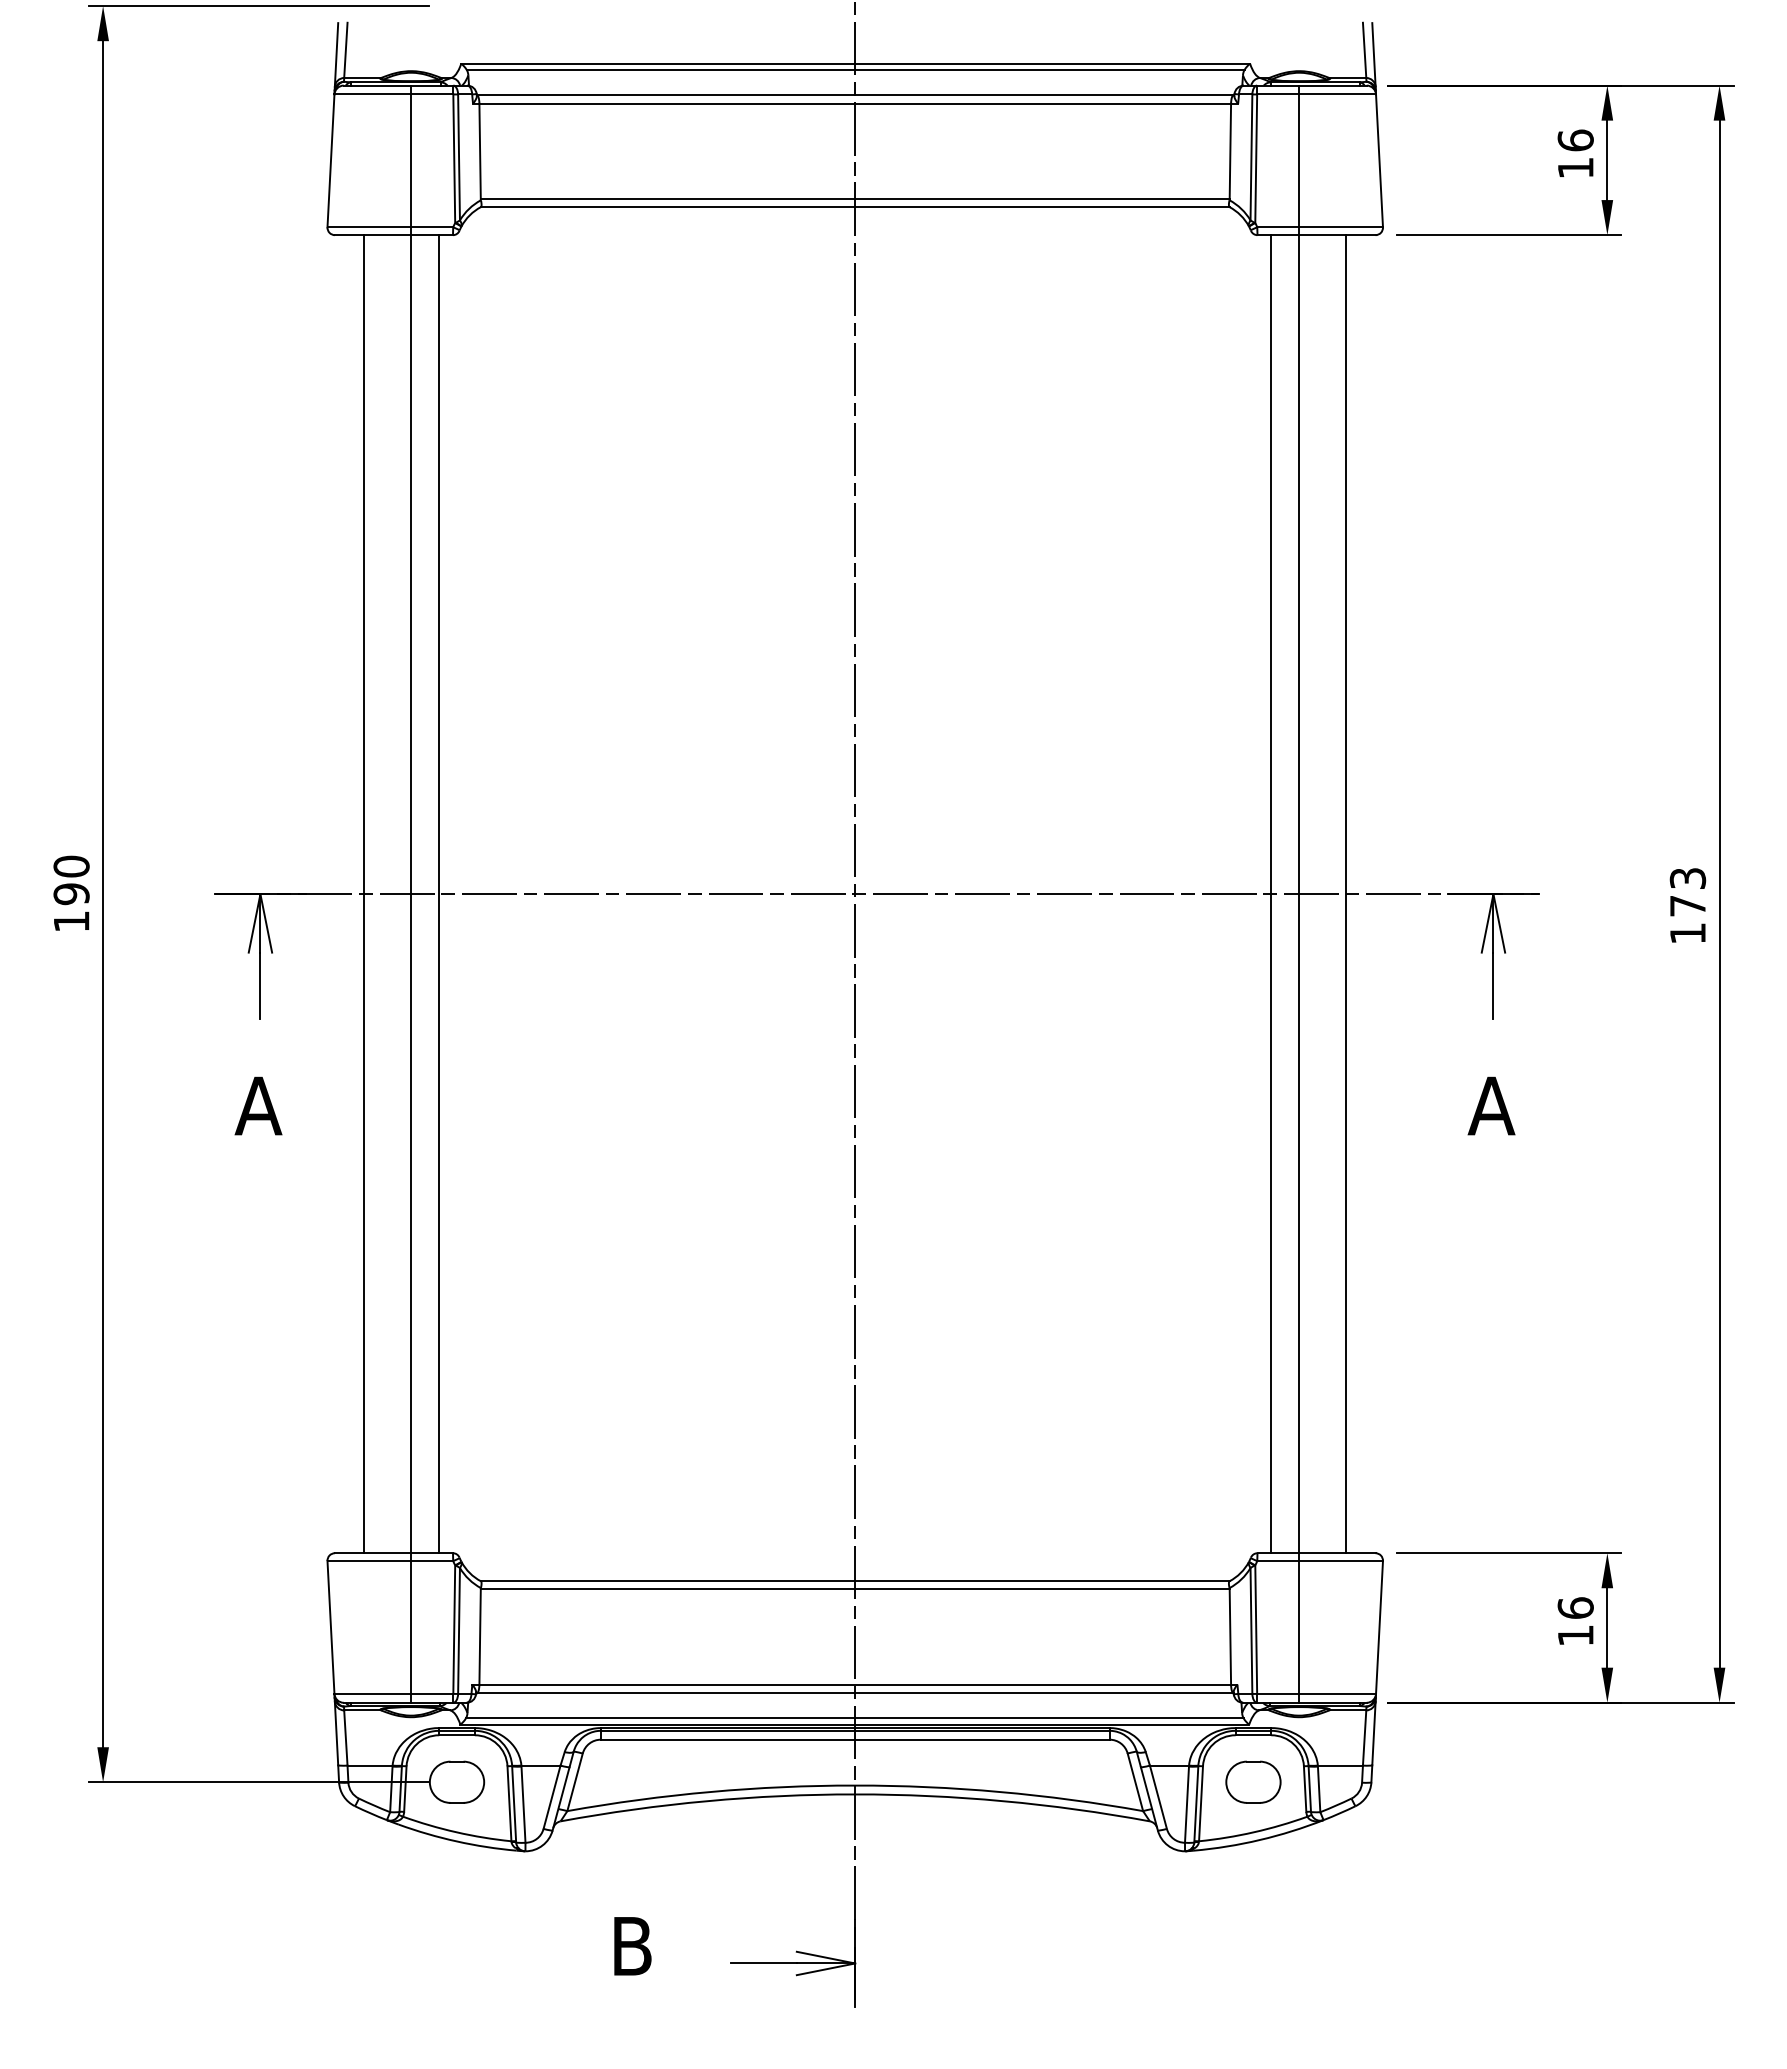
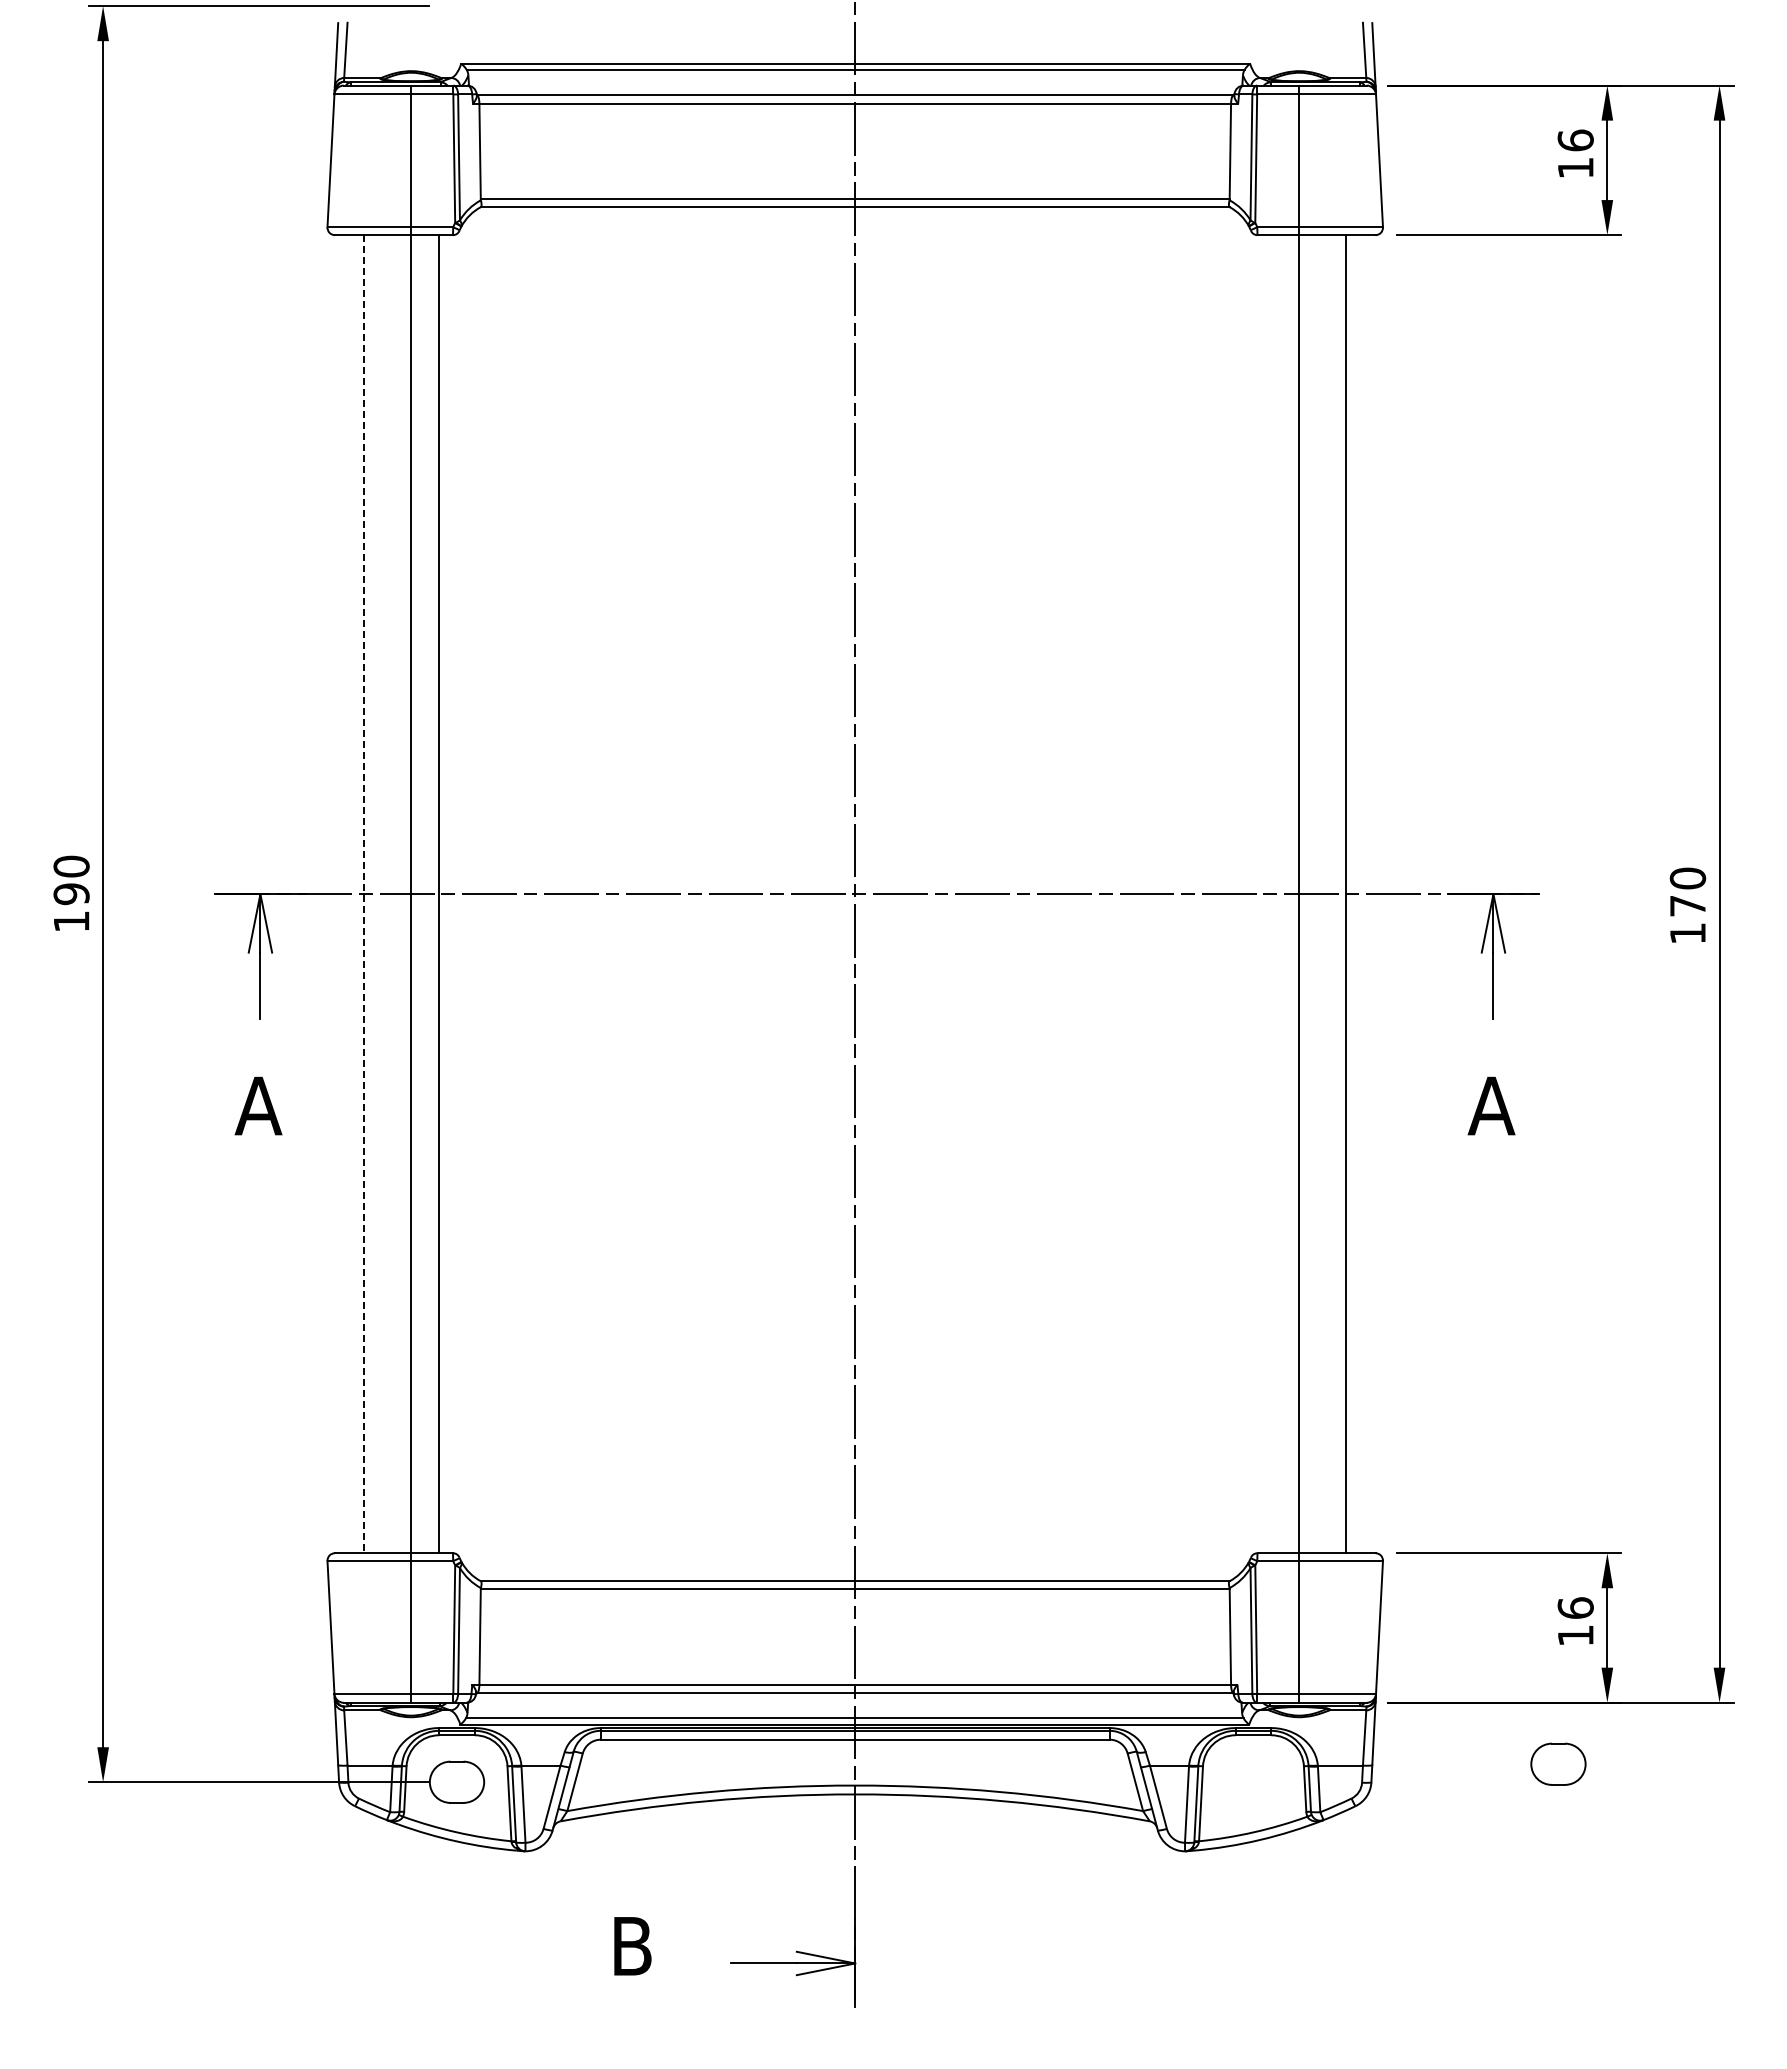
text: 173 -> 170 (1687, 878)
line: solid -> dashed (364, 894)
line: present -> none (1271, 894)
part position: (1253, 1781) -> (1558, 1763) (1558, 1763)
